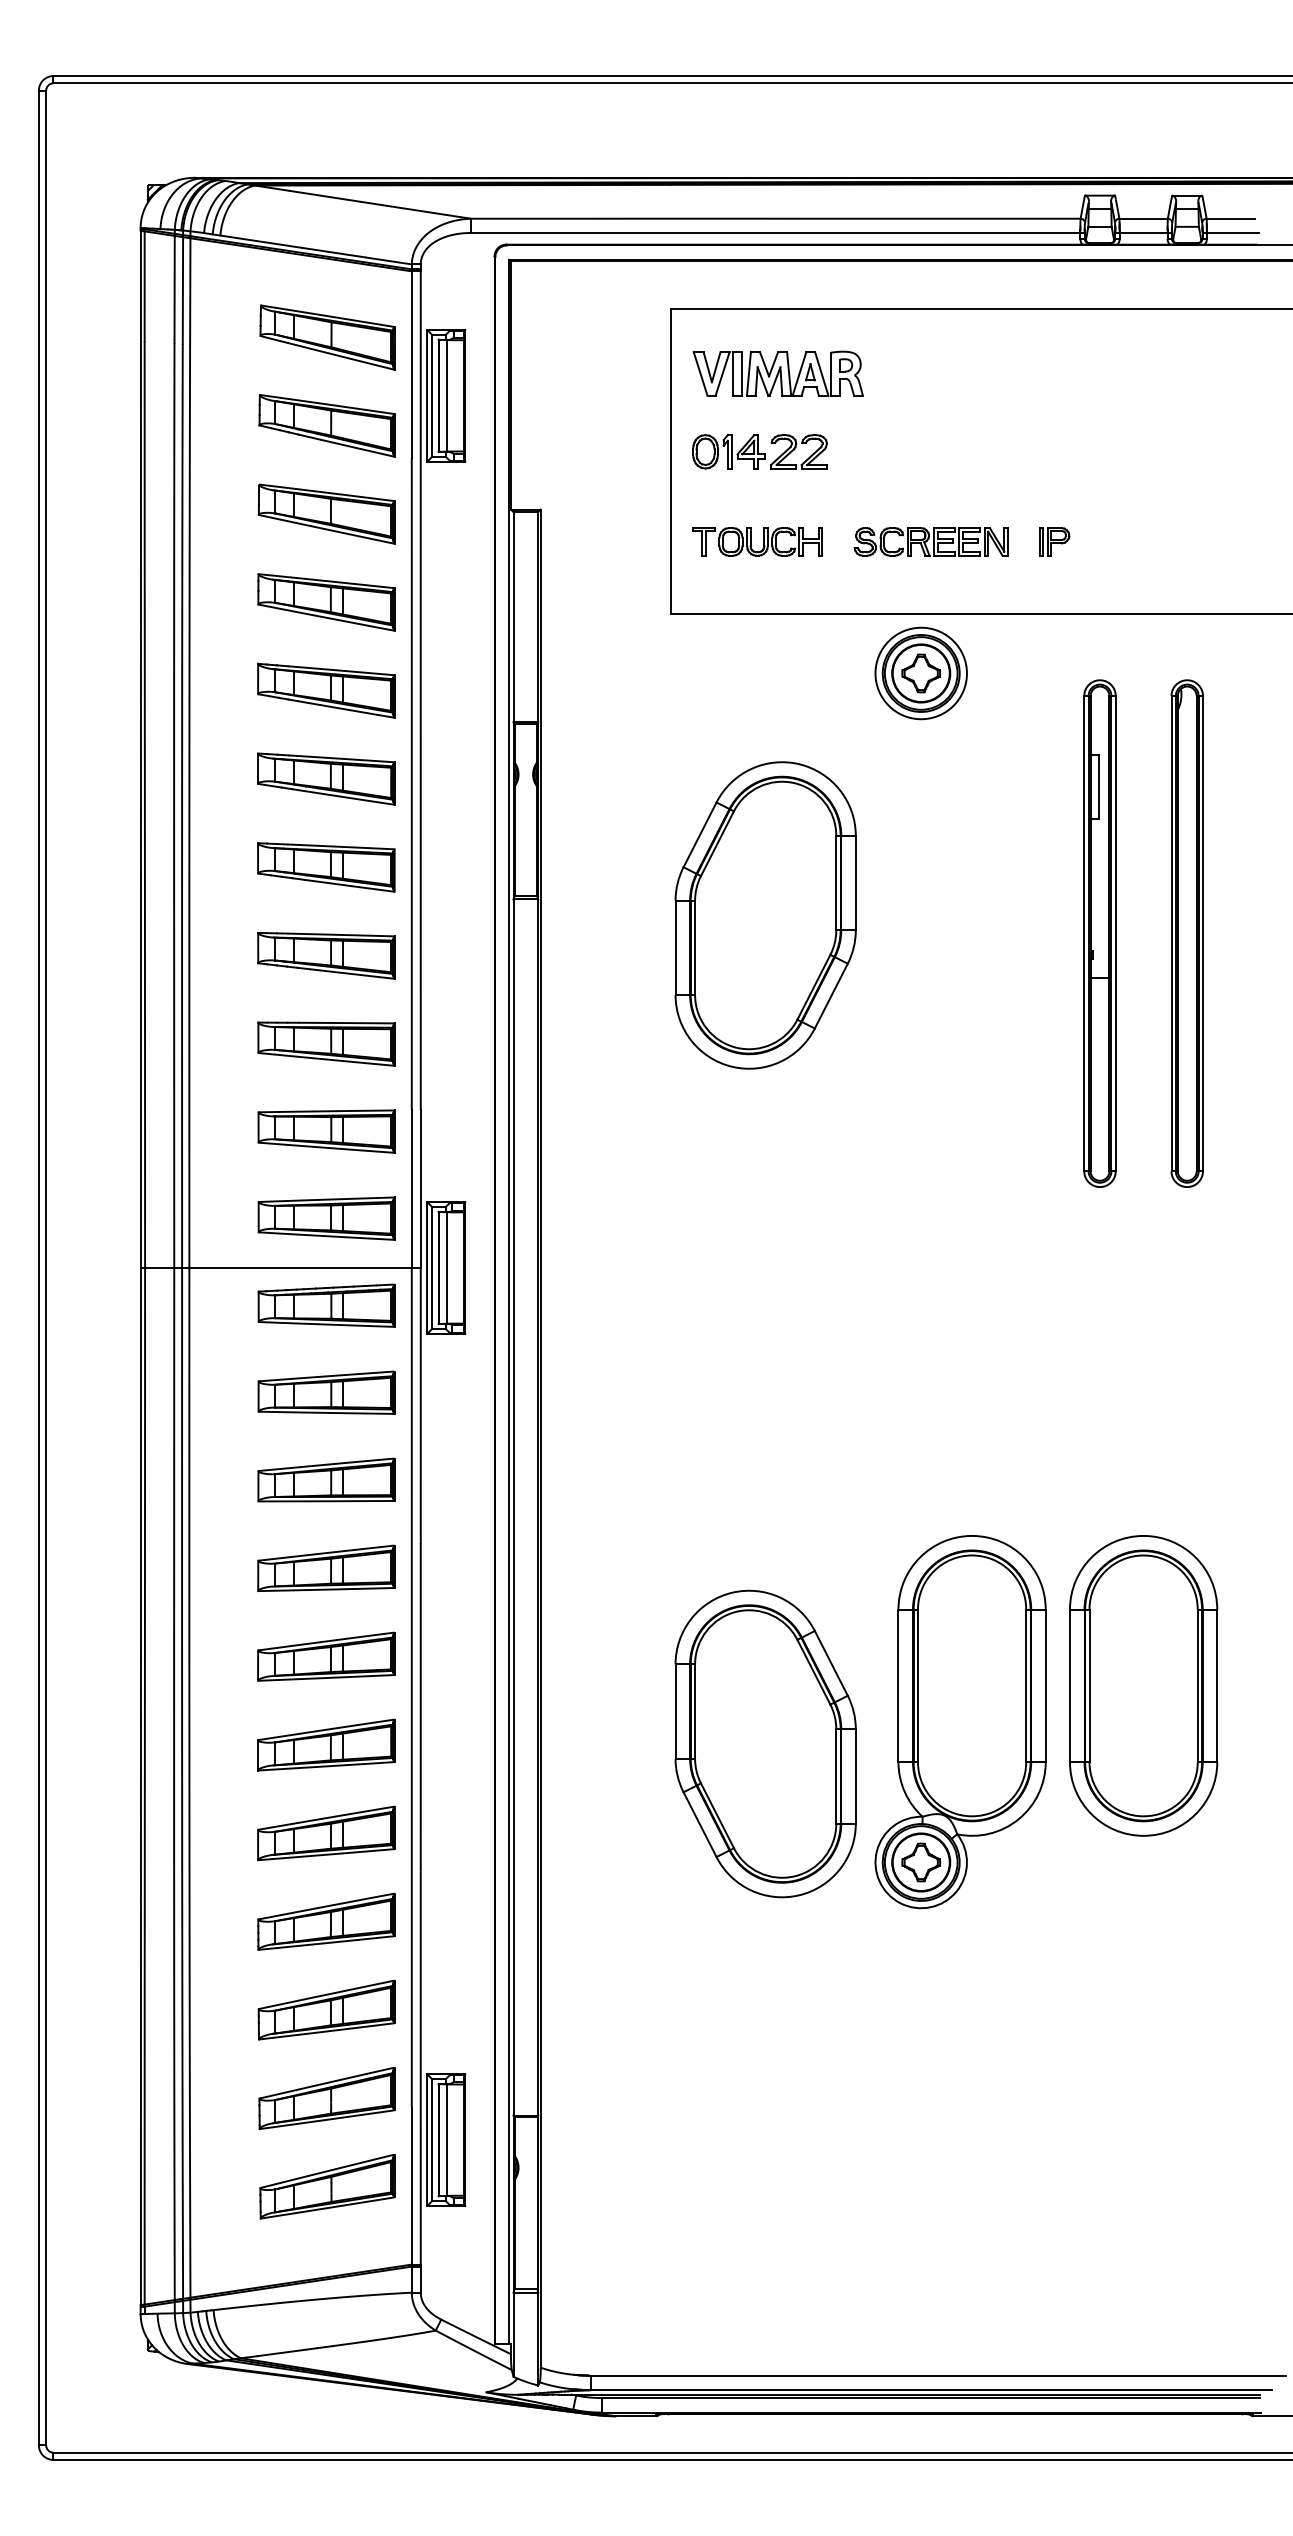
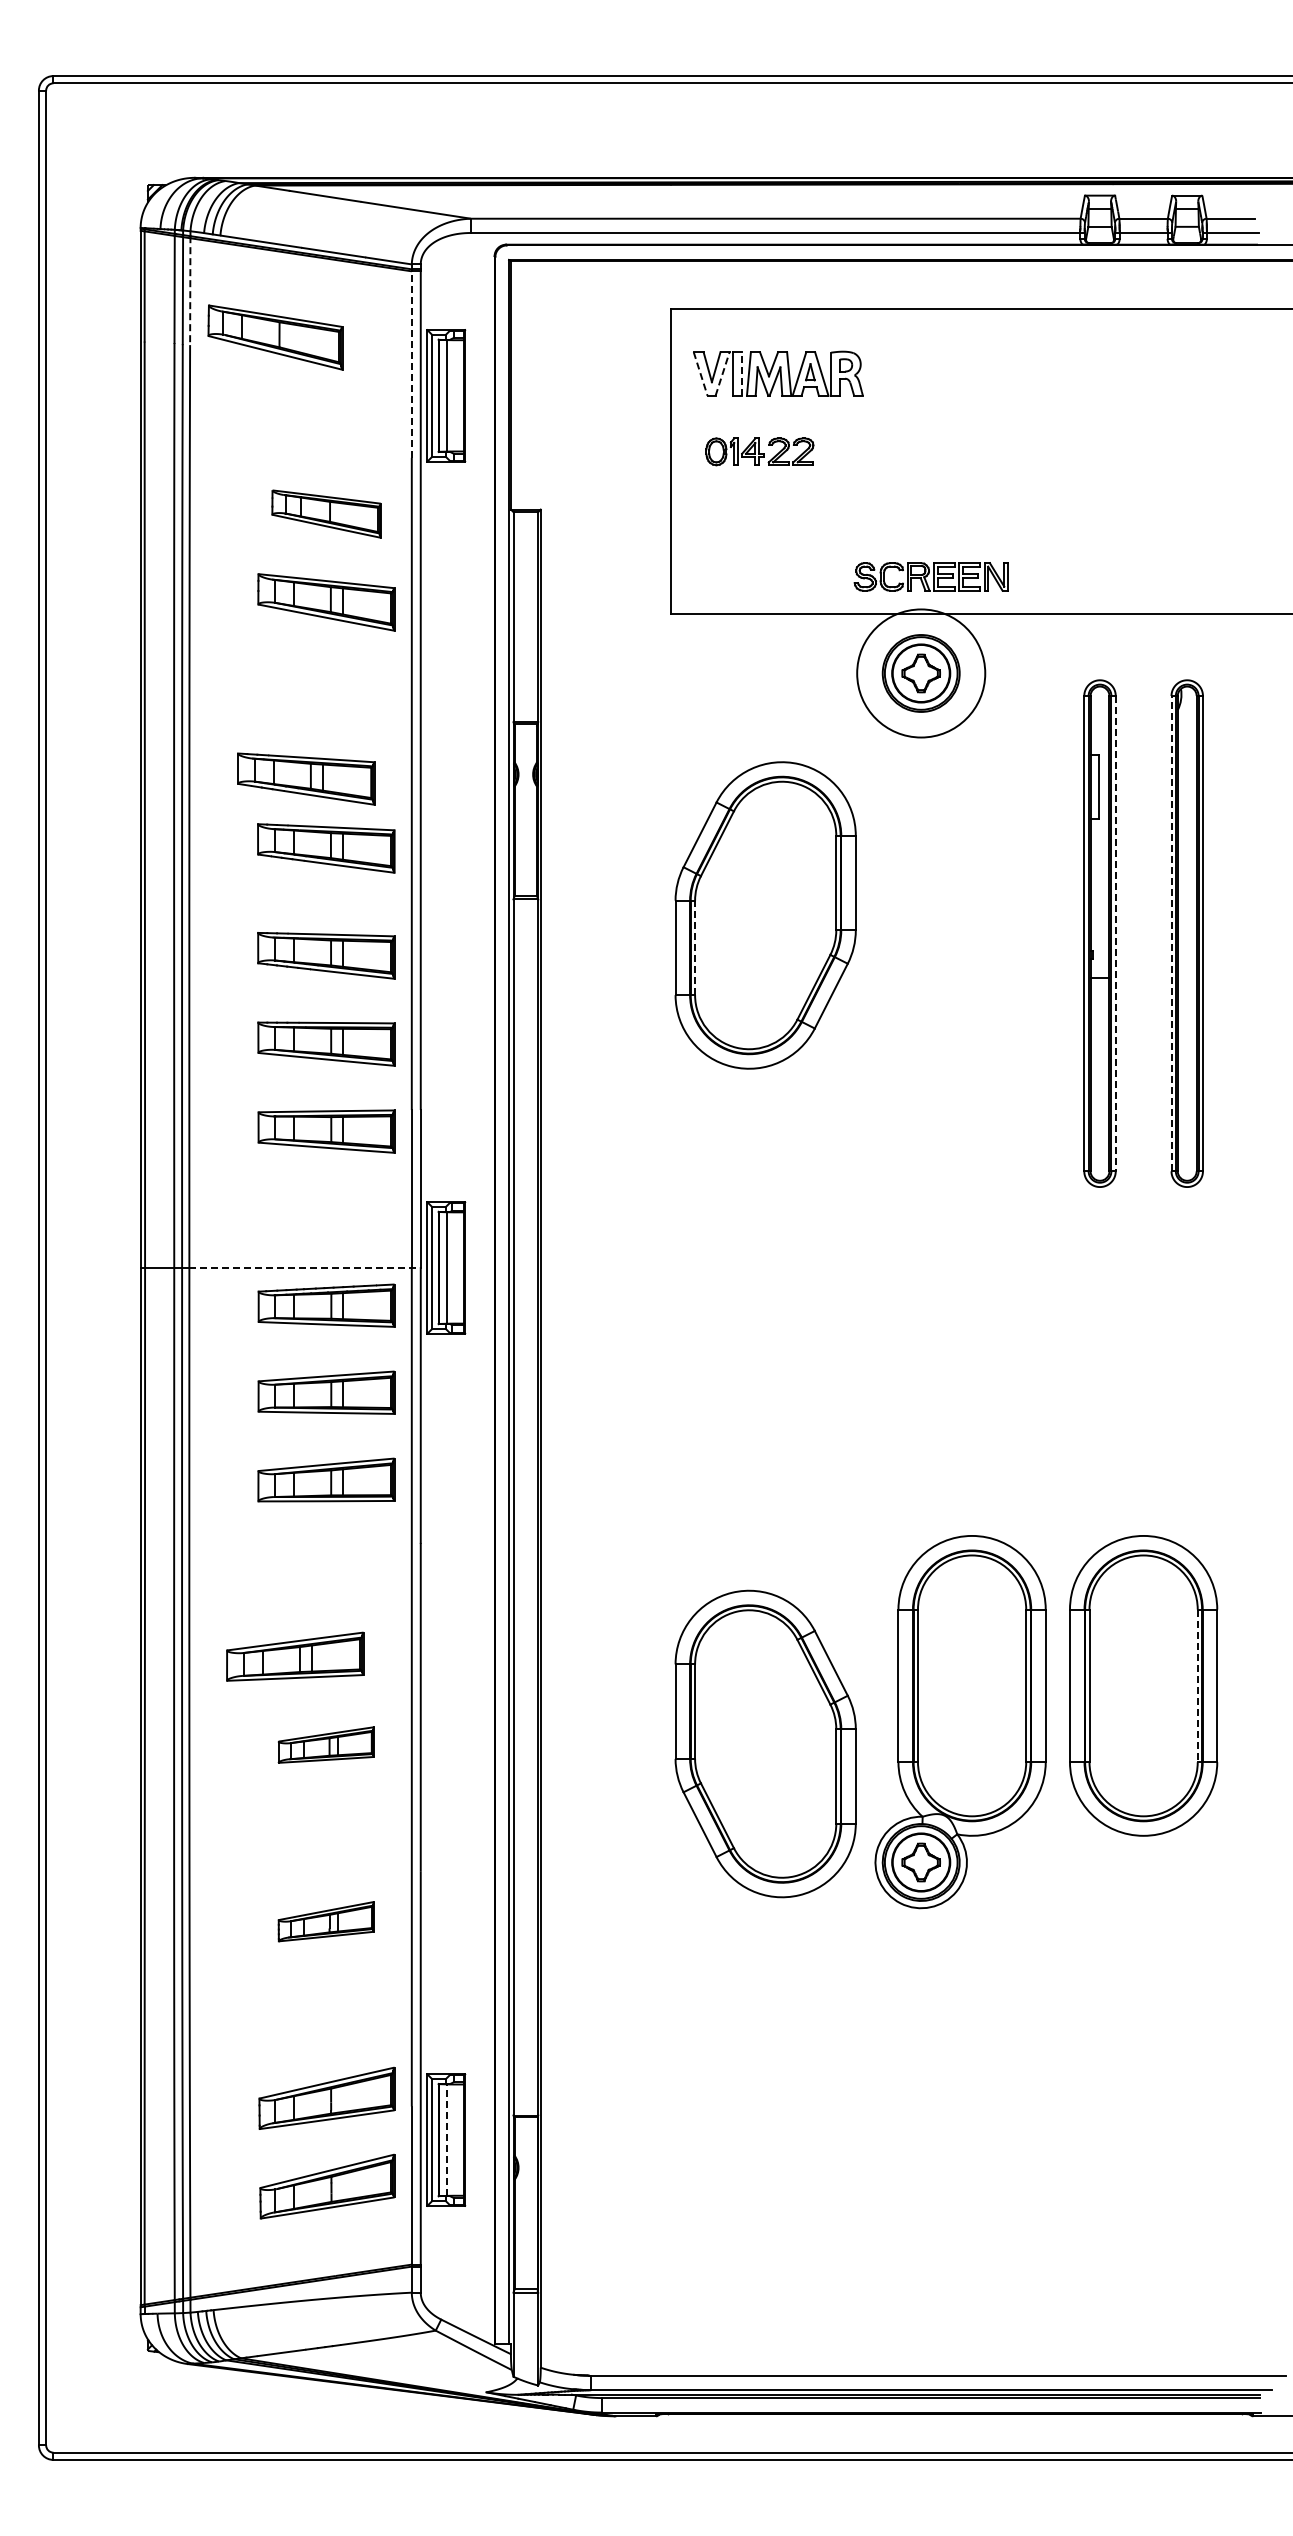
line: solid -> dashed (190, 291)
part position: (327, 337) -> (275, 337) (275, 337)
line: solid -> dashed (411, 364)
line: solid -> dashed (700, 374)
line: solid -> dashed (722, 374)
line: solid -> dashed (742, 374)
part: present -> none (326, 425)
part size: 136x36 px -> 110x30 px (759, 451)
part size: 139x62 px -> 111x50 px (326, 513)
part: present -> none (757, 541)
part position: (930, 541) -> (930, 576) (930, 576)
part: present -> none (1054, 541)
circle diameter: 91 px -> 128 px (921, 673)
part: present -> none (326, 690)
part position: (326, 778) -> (306, 778) (306, 778)
part position: (326, 867) -> (326, 848) (326, 848)
line: solid -> dashed (1115, 933)
line: solid -> dashed (1171, 933)
line: solid -> dashed (695, 947)
part: present -> none (326, 1218)
line: solid -> dashed (305, 1268)
part: present -> none (326, 1567)
part position: (326, 1656) -> (295, 1656) (295, 1656)
line: solid -> dashed (1197, 1686)
part size: 139x54 px -> 98x38 px (325, 1744)
part: present -> none (326, 1833)
part size: 139x59 px -> 98x42 px (325, 1921)
part: present -> none (326, 2009)
line: solid -> dashed (446, 2140)
